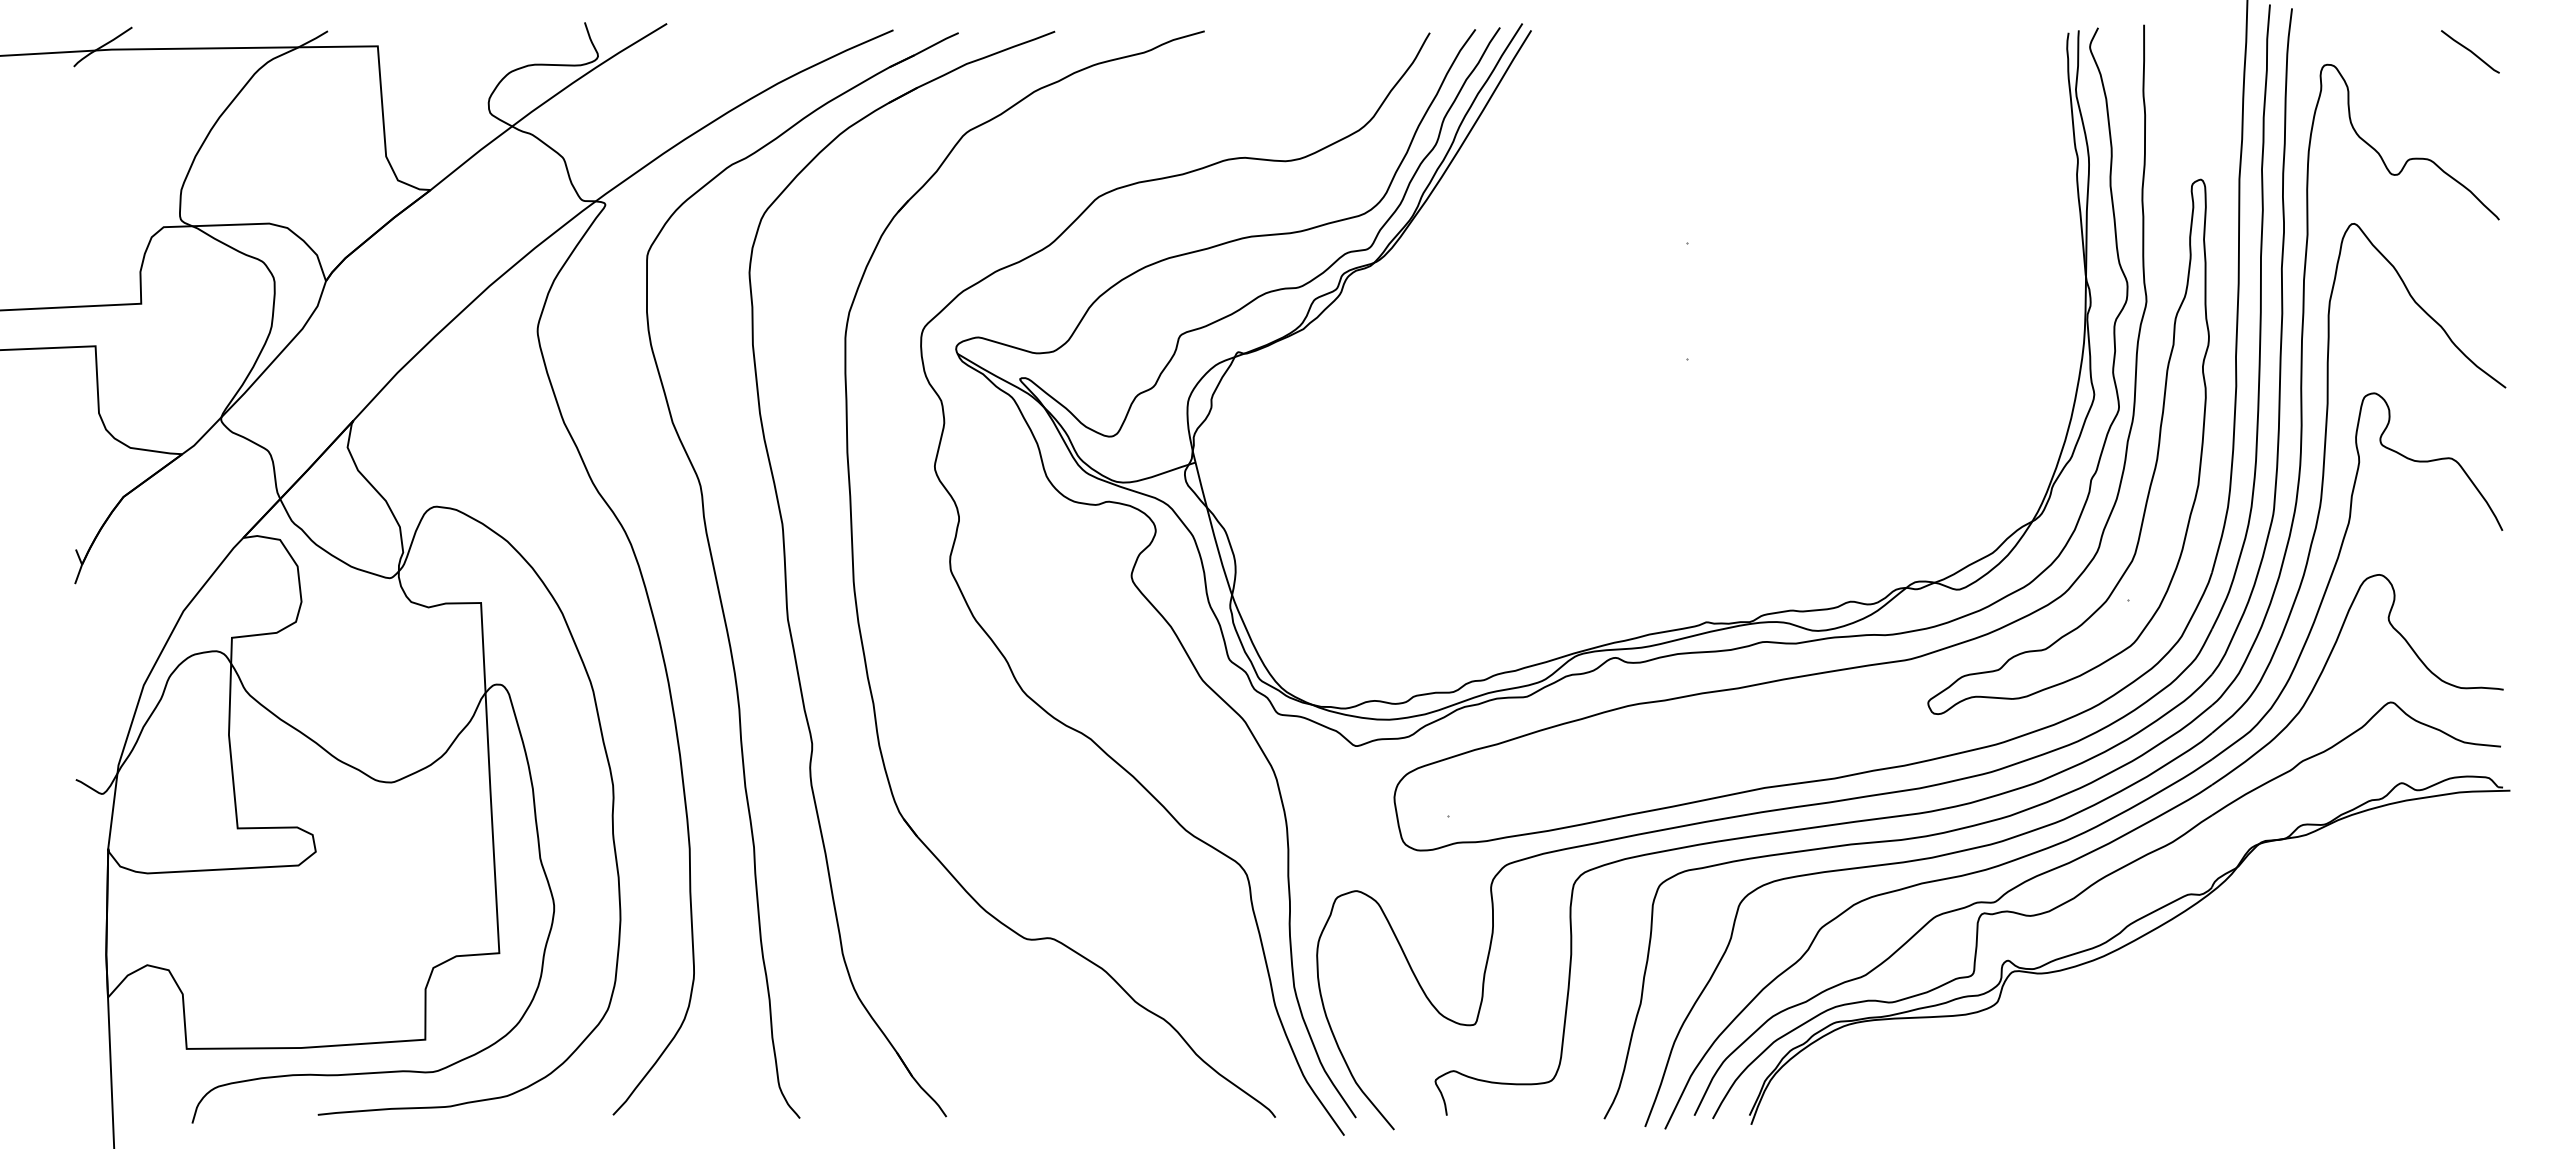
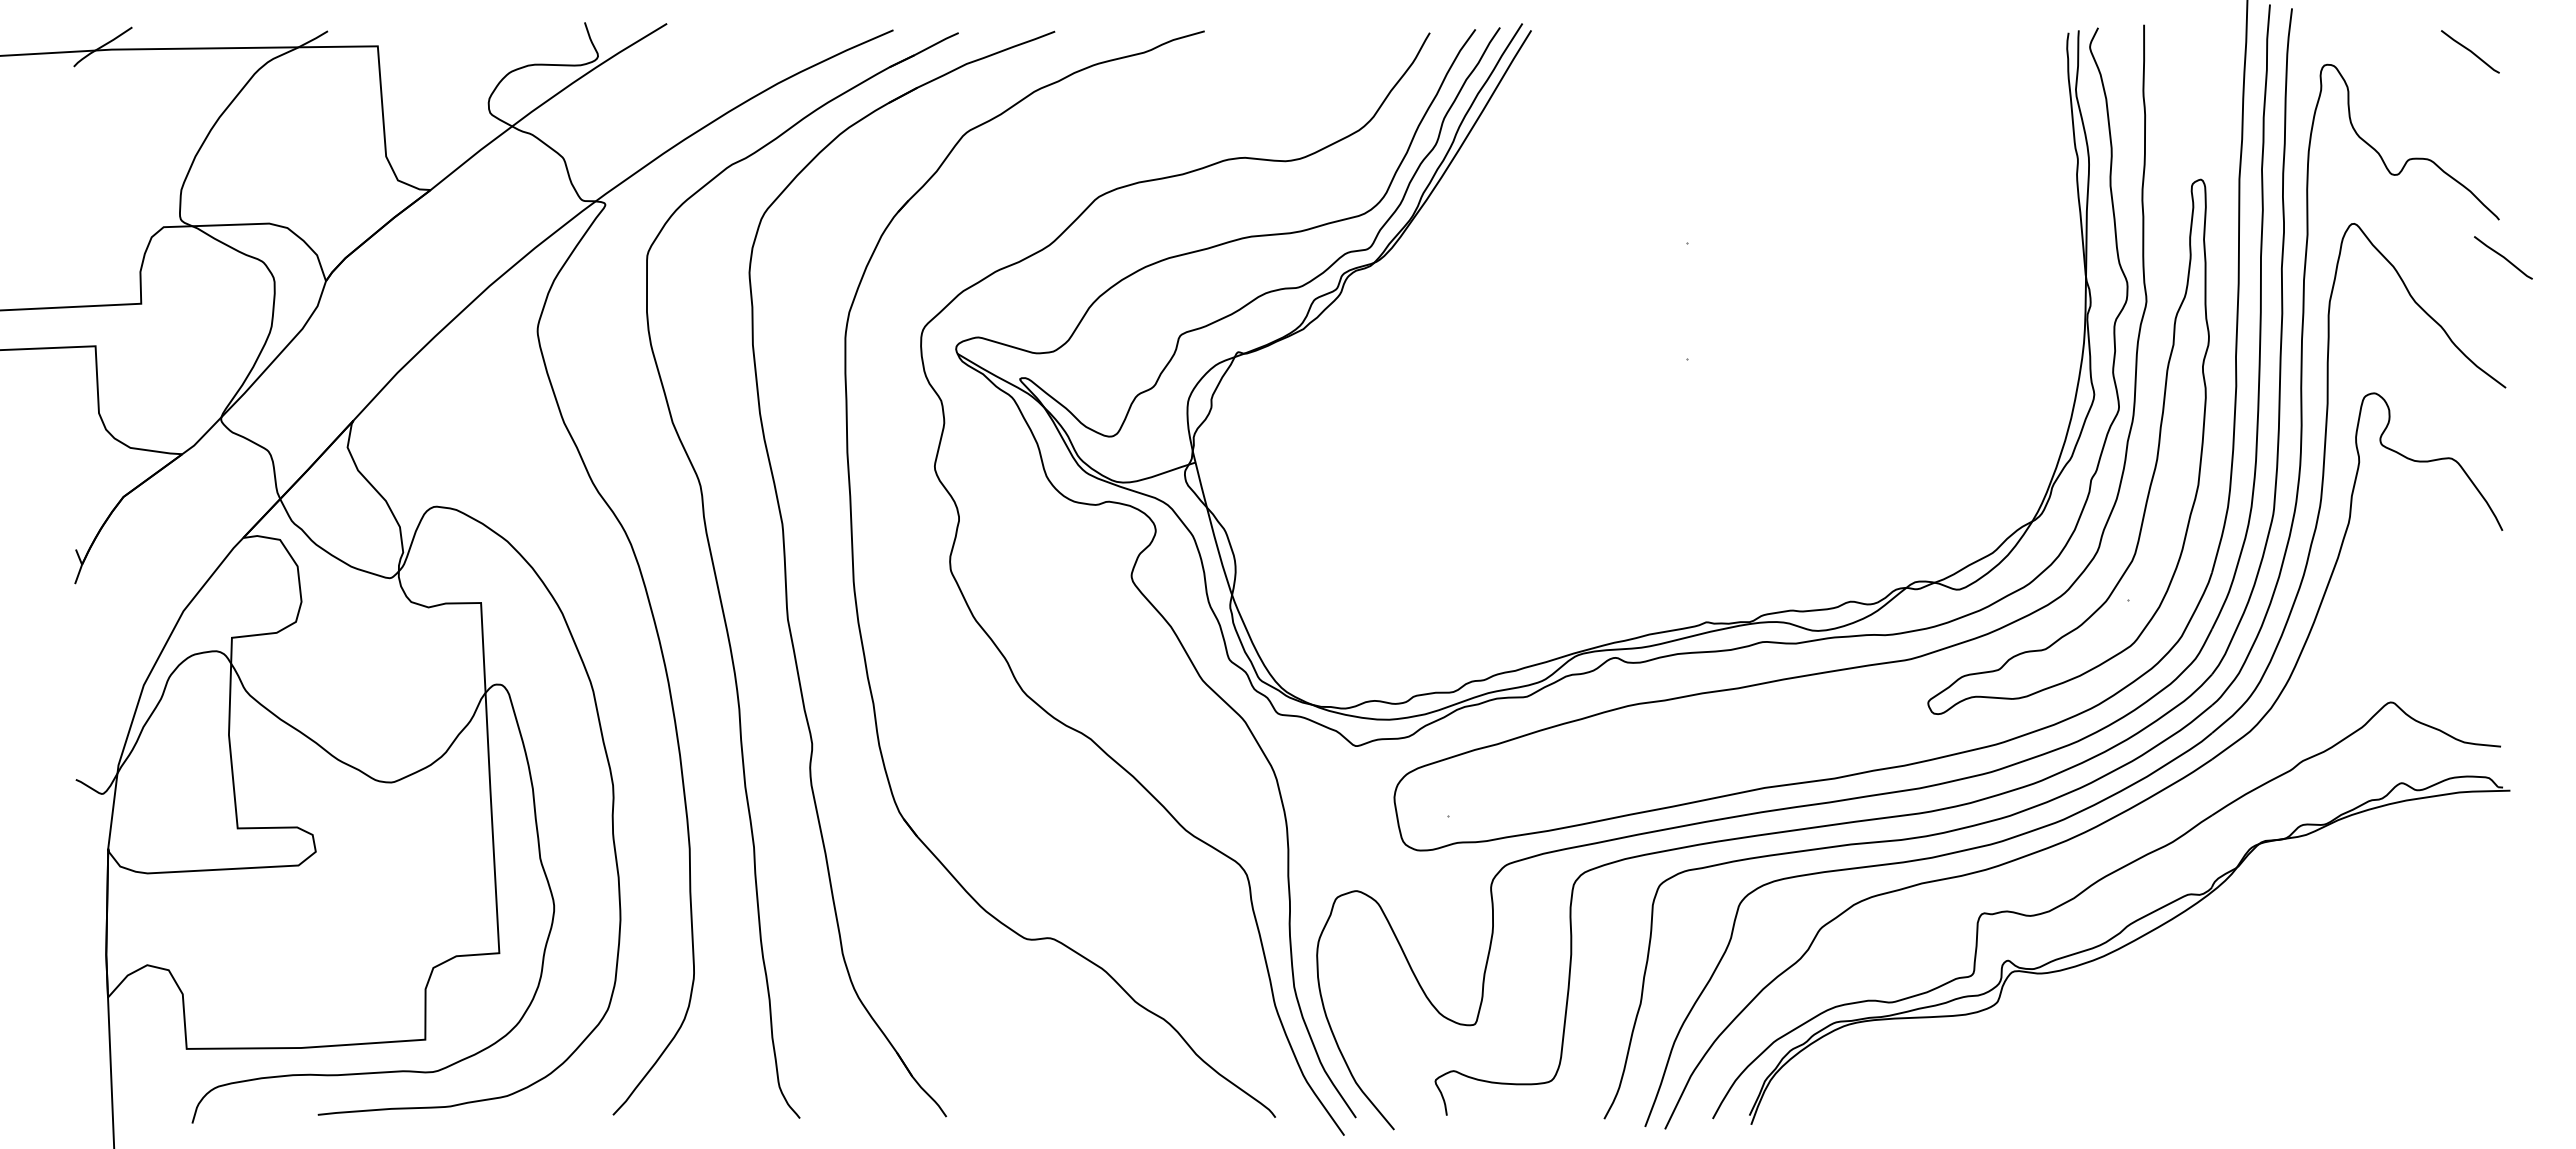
line: none -> present (2503, 257)
part: present -> none (2098, 844)
